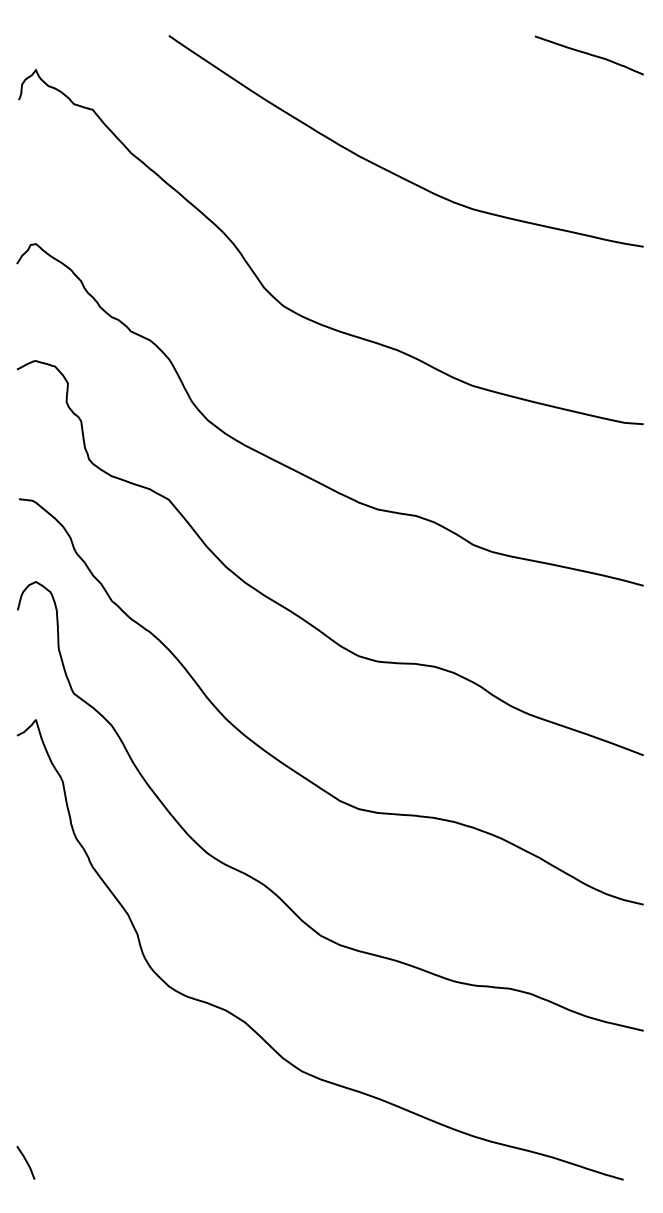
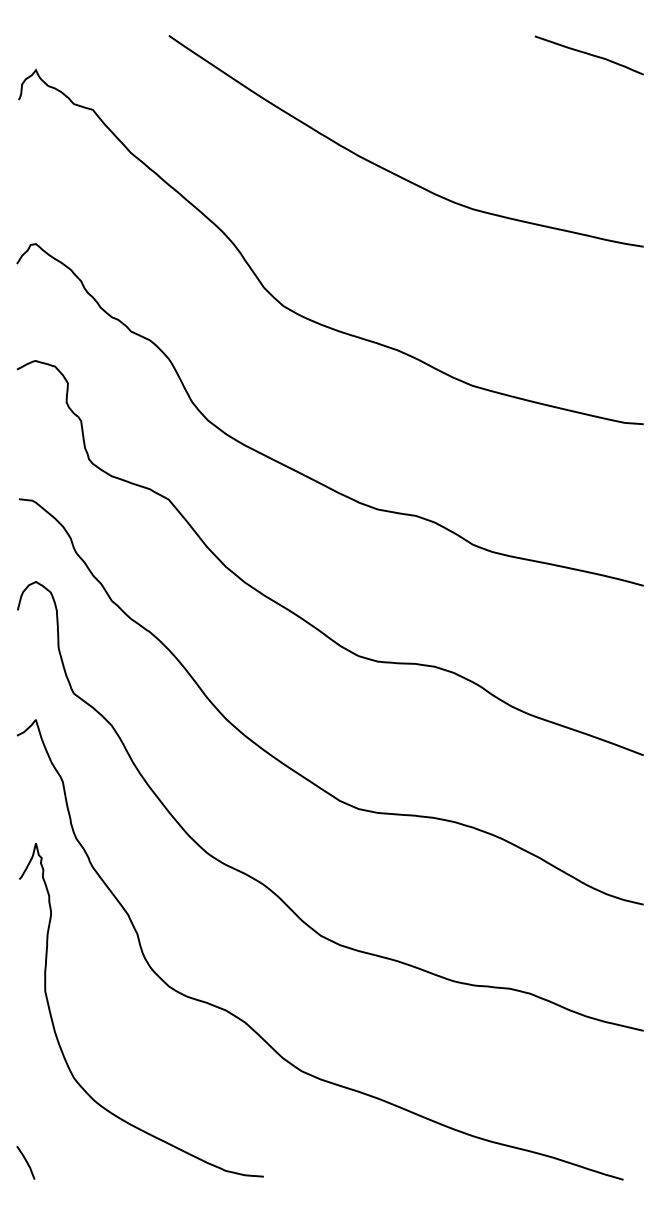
curve: none -> present (58, 1038)
